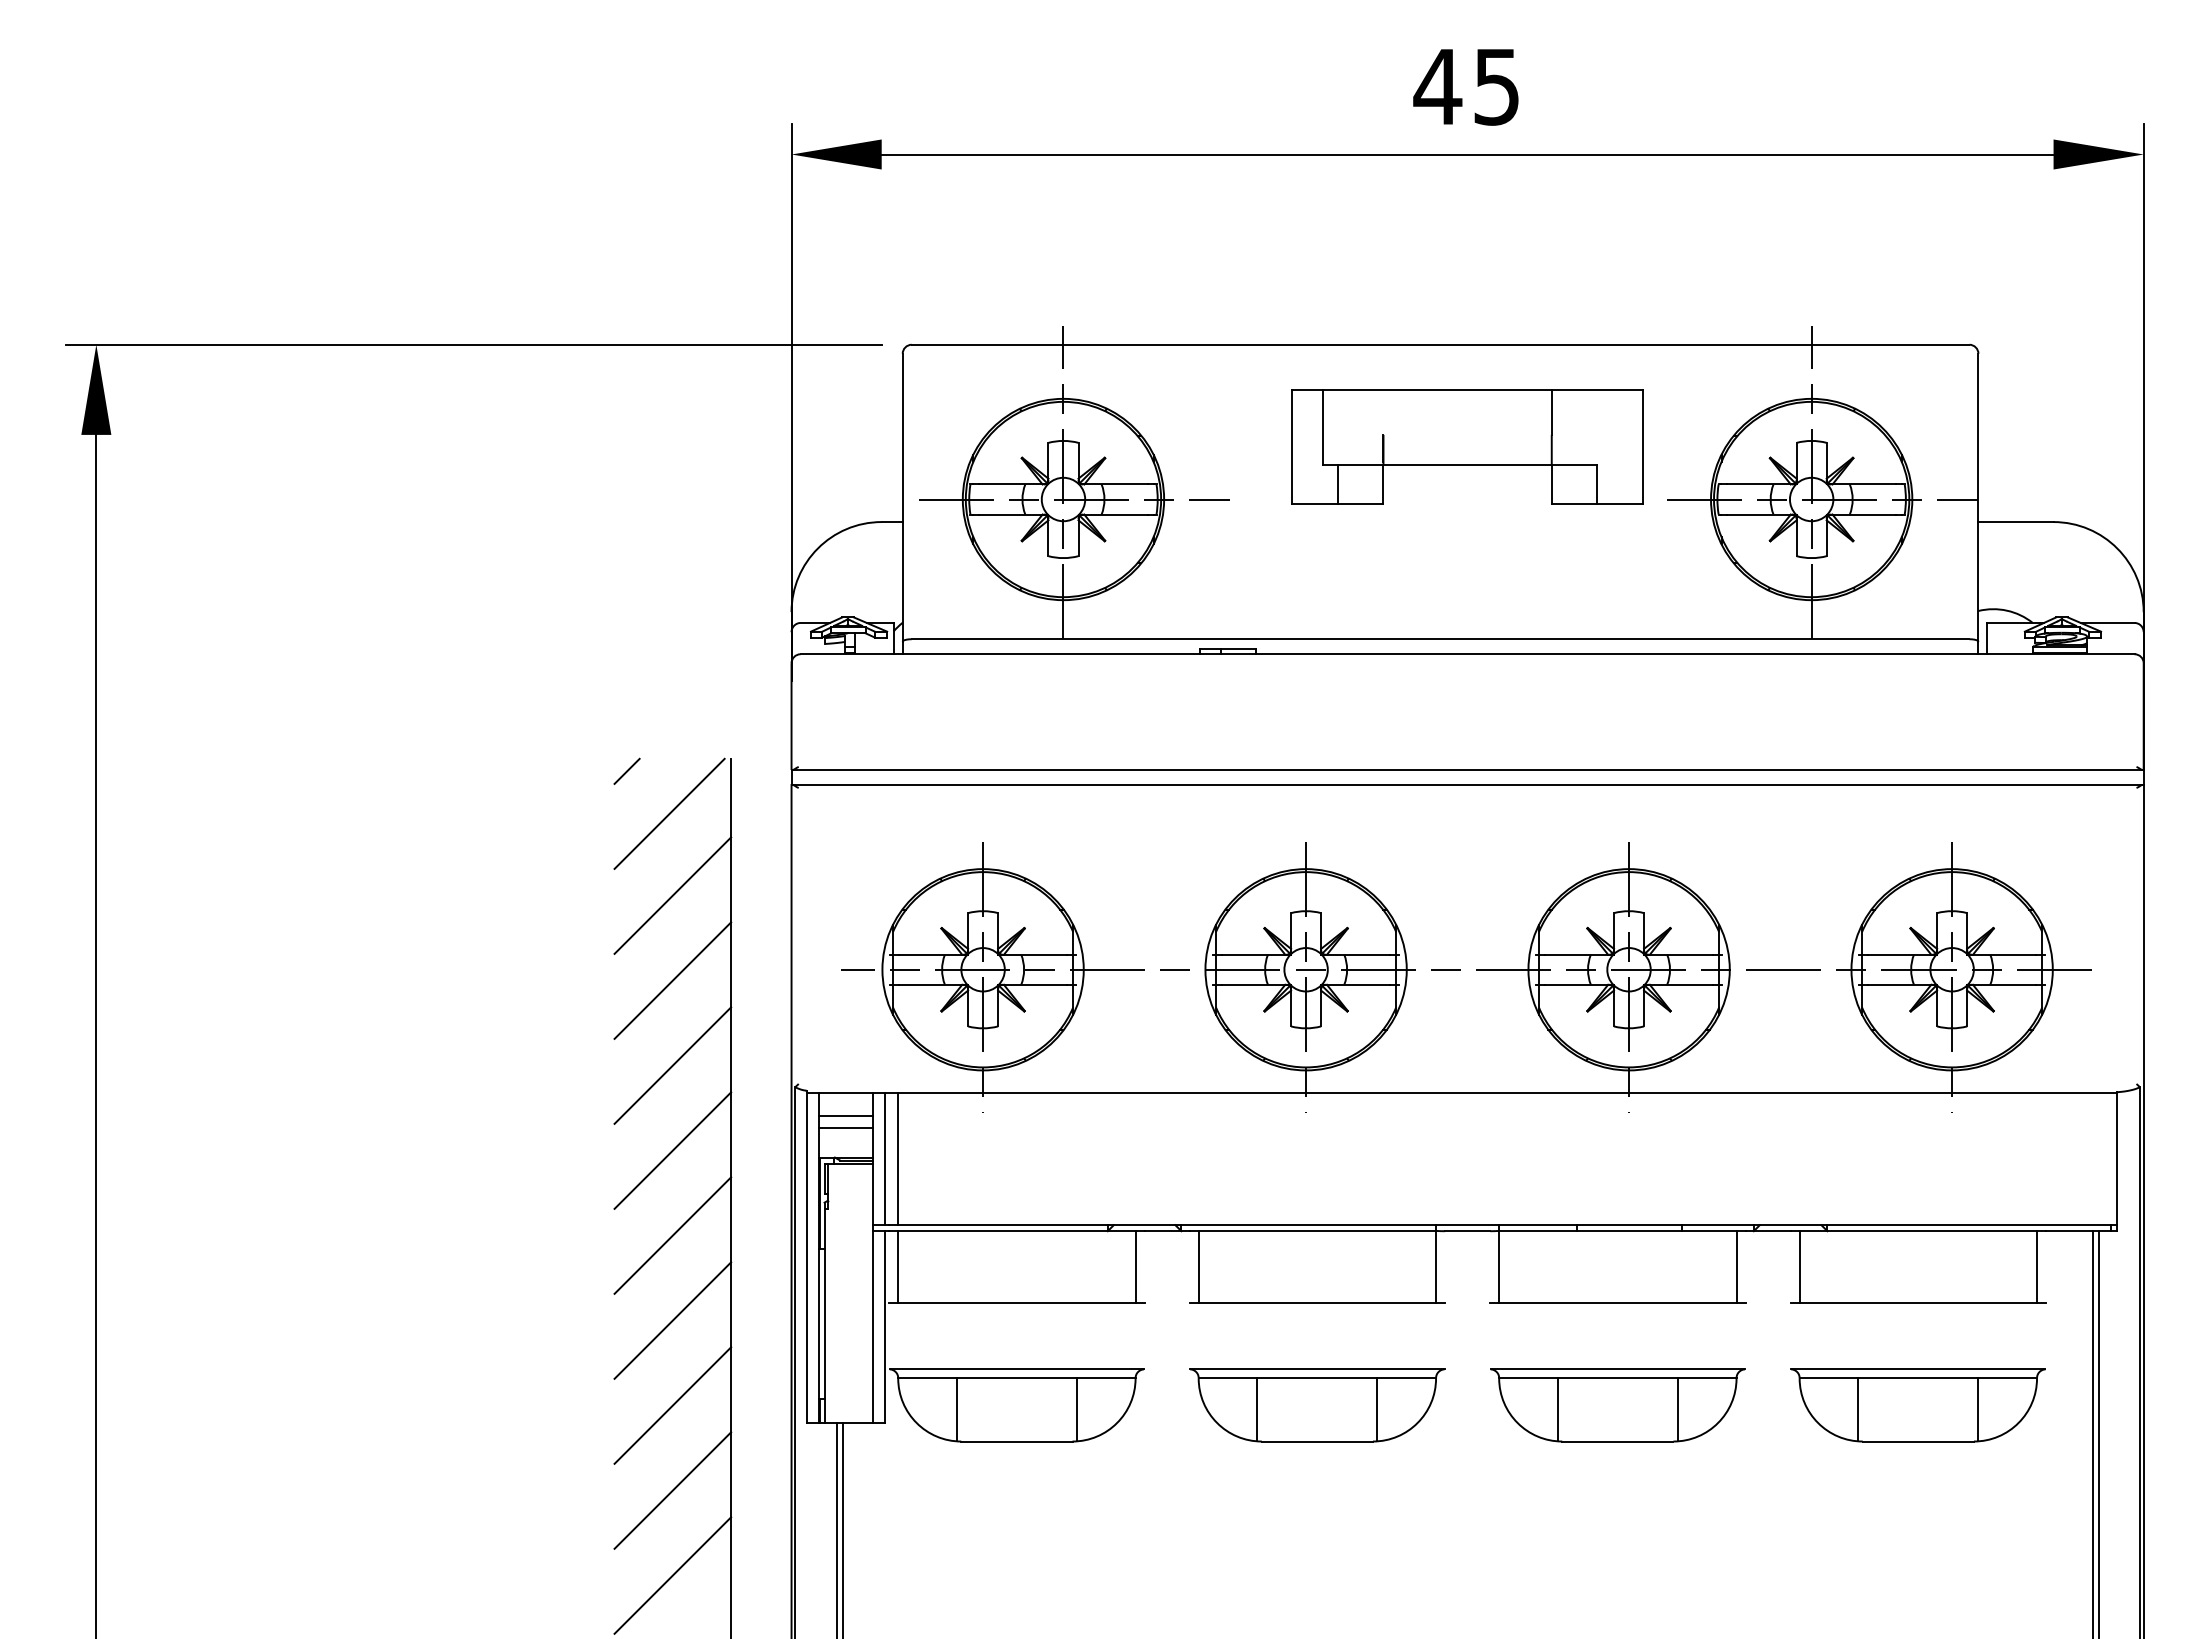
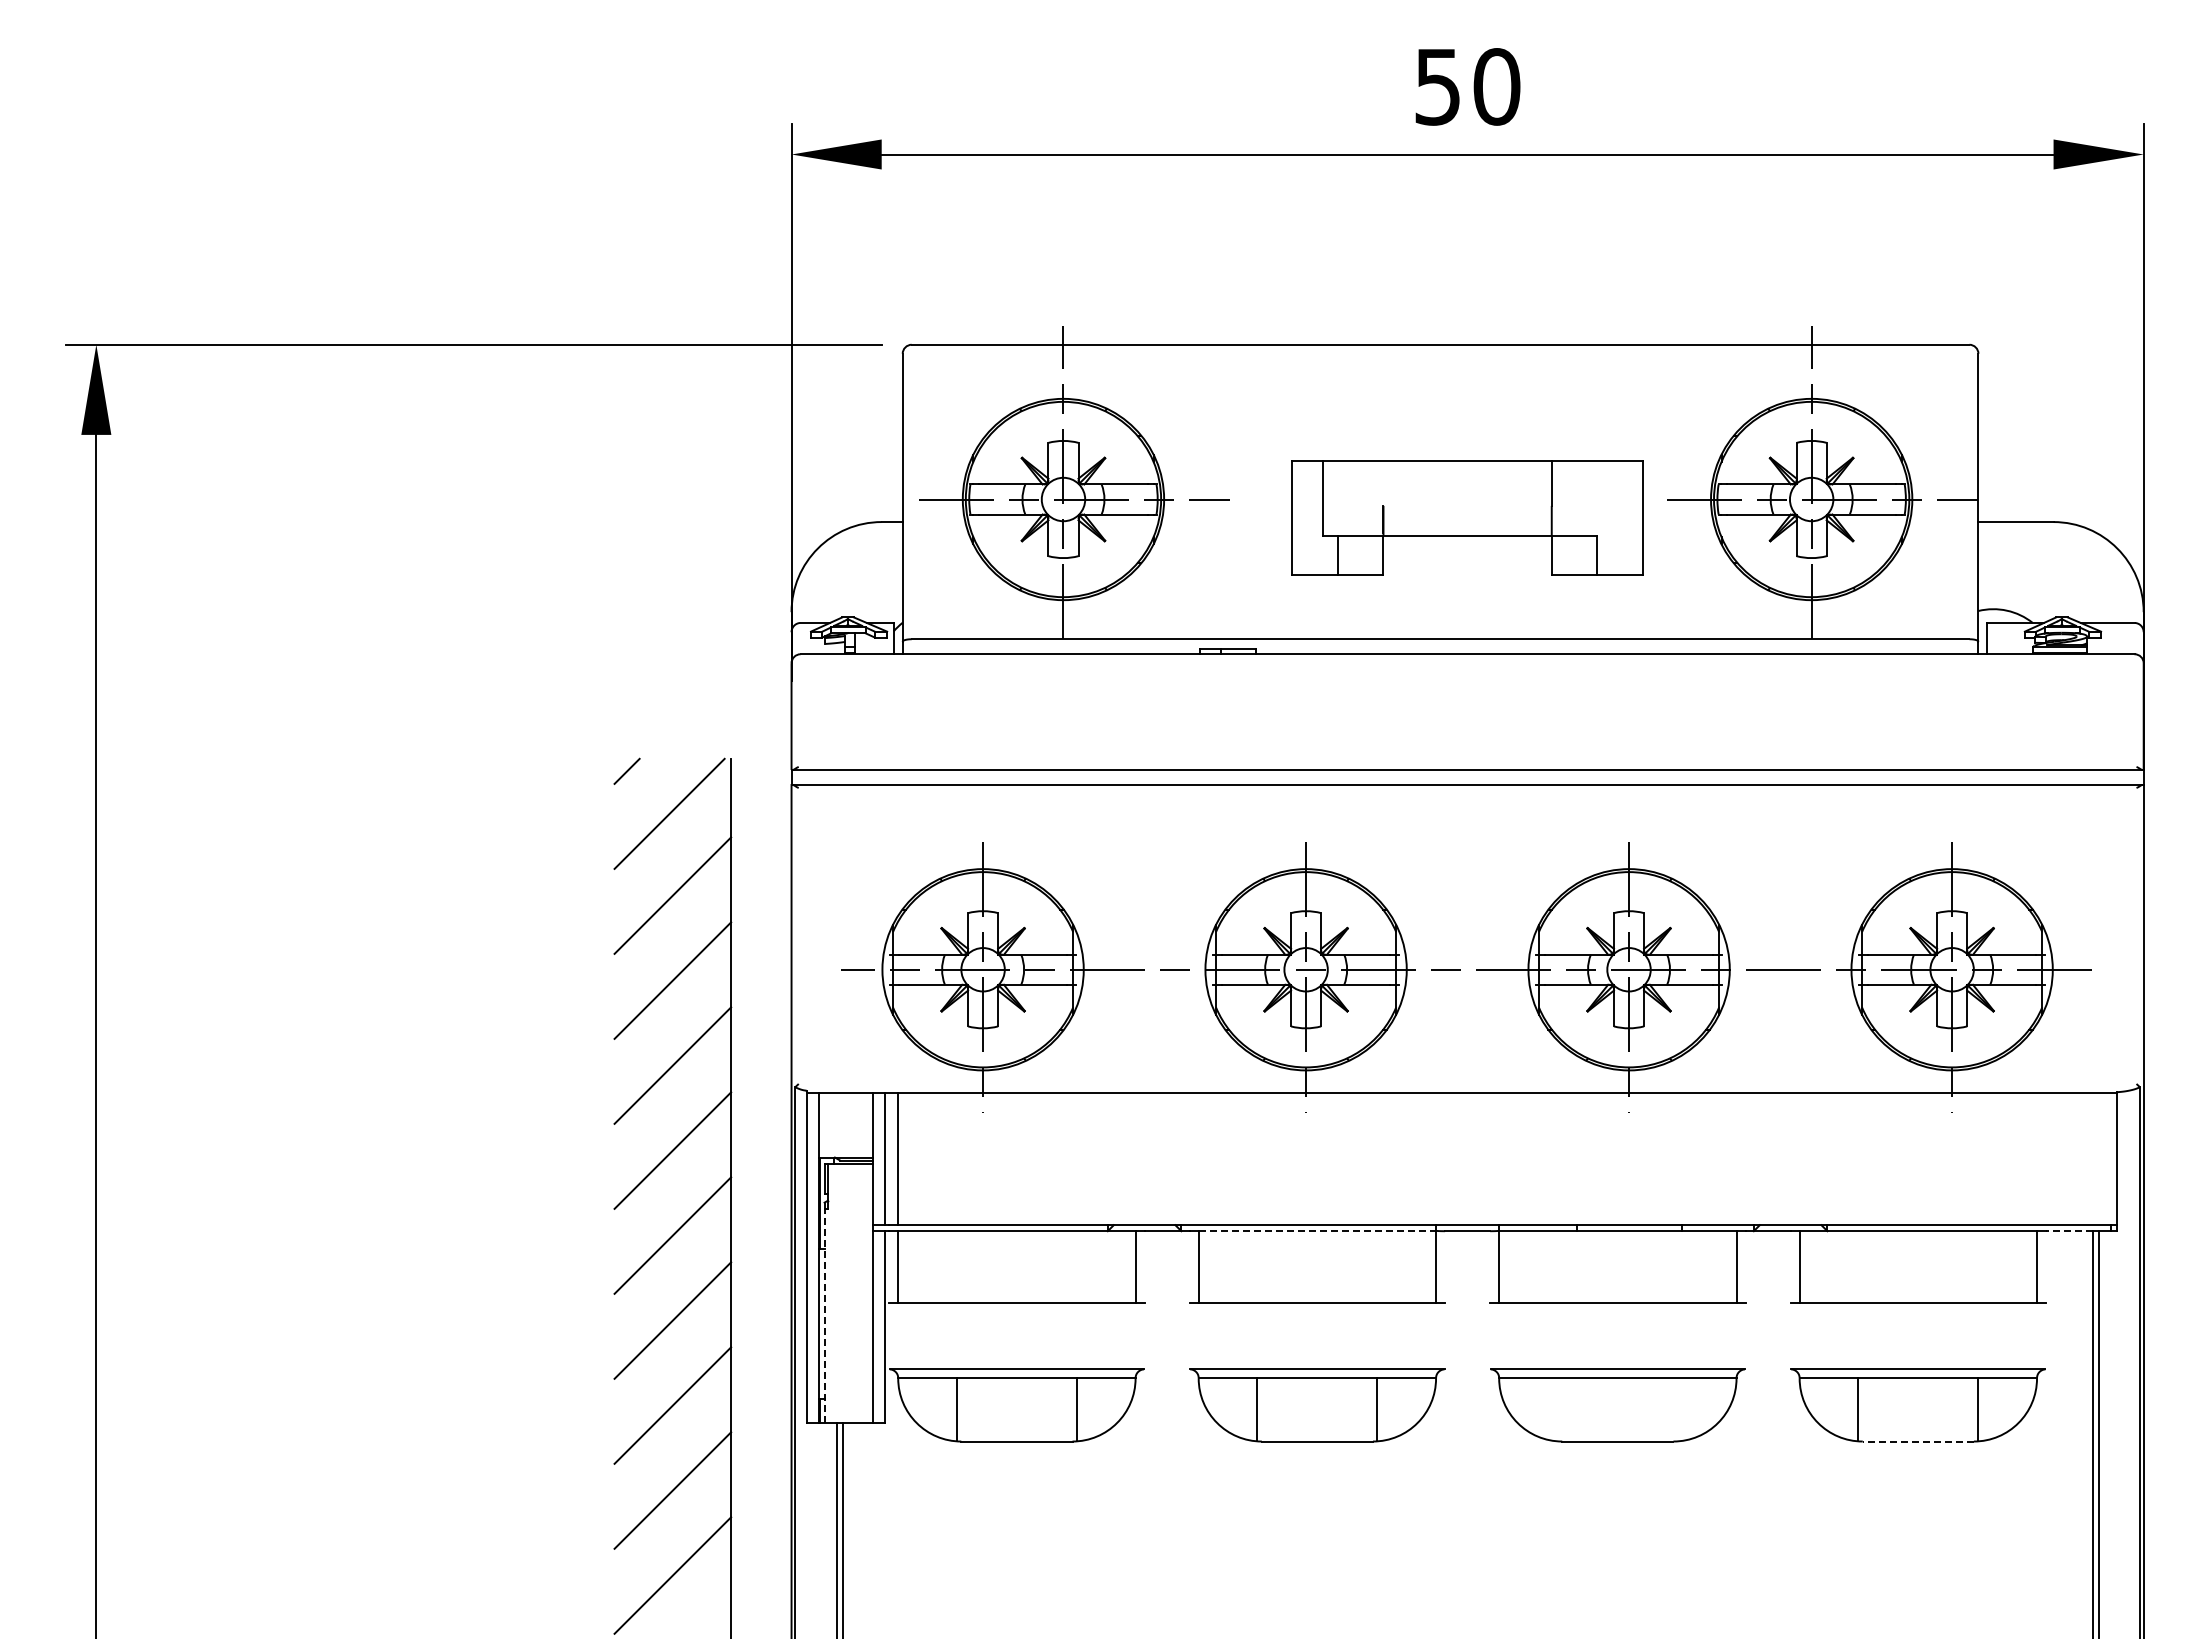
text: 45 -> 50 (1466, 86)
part position: (1467, 446) -> (1467, 517) (1467, 517)
line: present -> none (845, 1115)
line: present -> none (845, 1127)
line: solid -> dashed (1317, 1231)
line: solid -> dashed (2068, 1231)
line: solid -> dashed (824, 1315)
line: present -> none (1557, 1409)
line: present -> none (1677, 1409)
line: solid -> dashed (1918, 1441)
